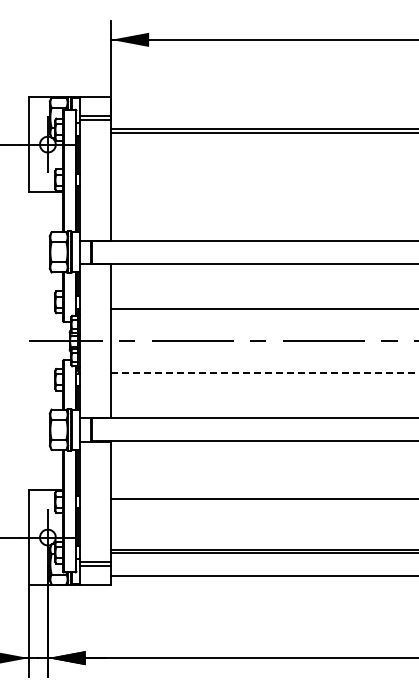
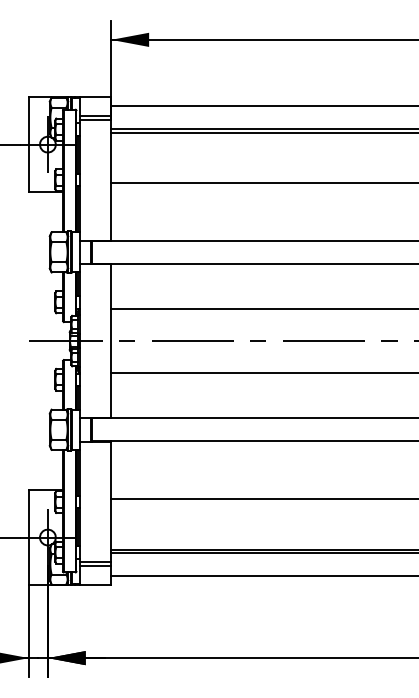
line: none -> present (263, 106)
line: none -> present (263, 183)
line: dashed -> solid (265, 372)
